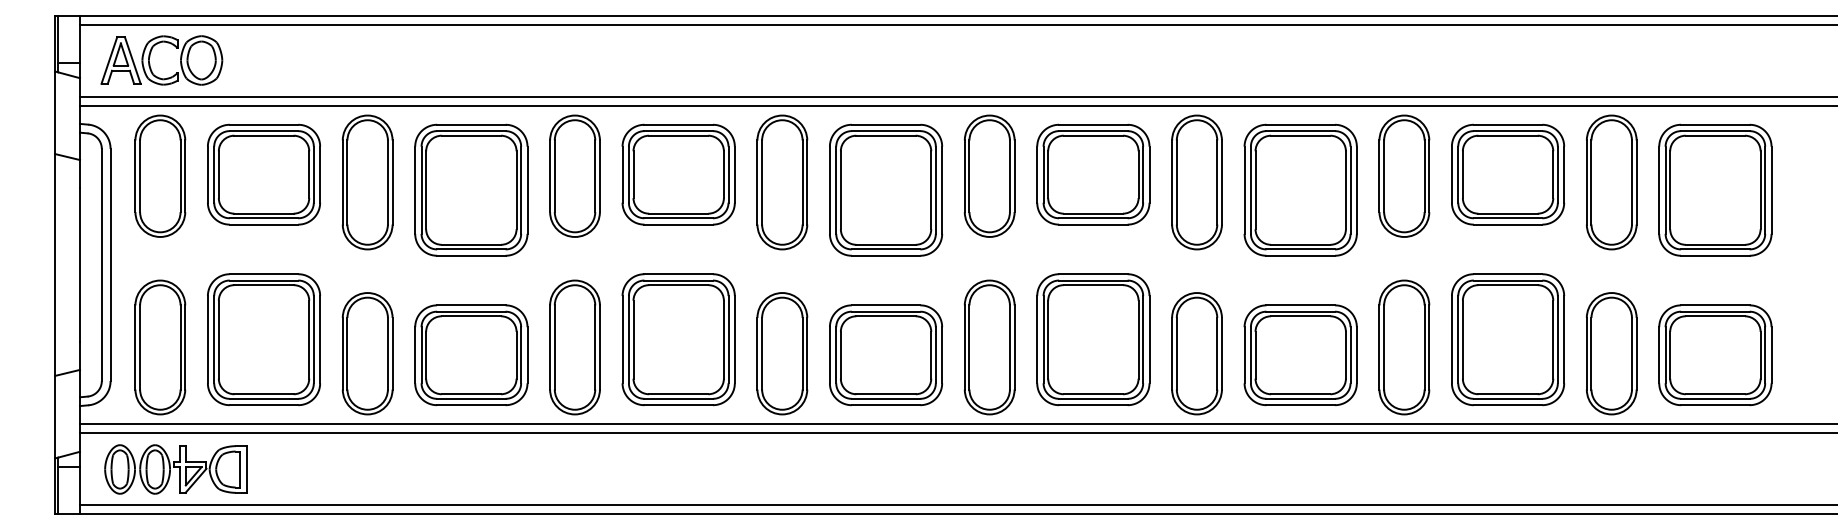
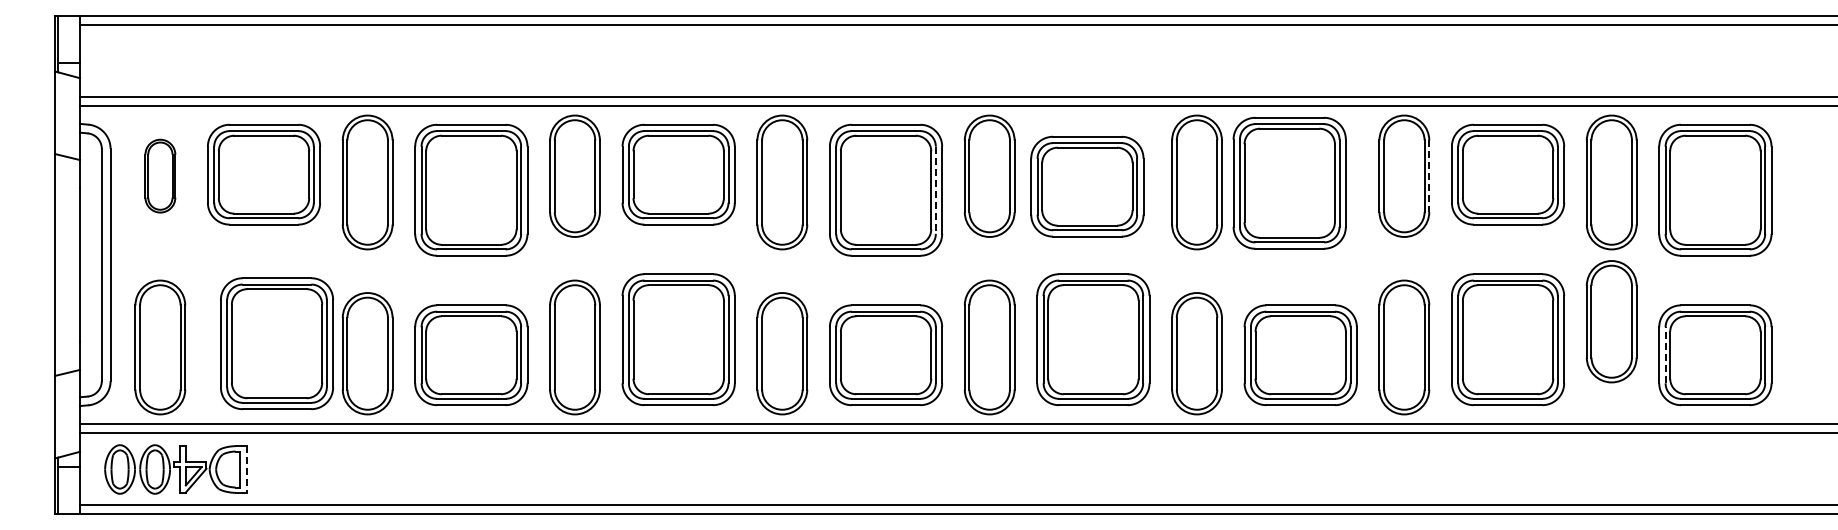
part: present -> none (150, 57)
part position: (1093, 174) -> (1087, 186) (1087, 186)
part size: 53x124 px -> 33x76 px (160, 175)
line: solid -> dashed (1429, 176)
part position: (1300, 189) -> (1289, 182) (1289, 182)
line: solid -> dashed (935, 190)
part position: (263, 339) -> (276, 343) (276, 343)
part position: (1611, 353) -> (1611, 321) (1611, 321)
line: solid -> dashed (1665, 354)
line: solid -> dashed (246, 470)
